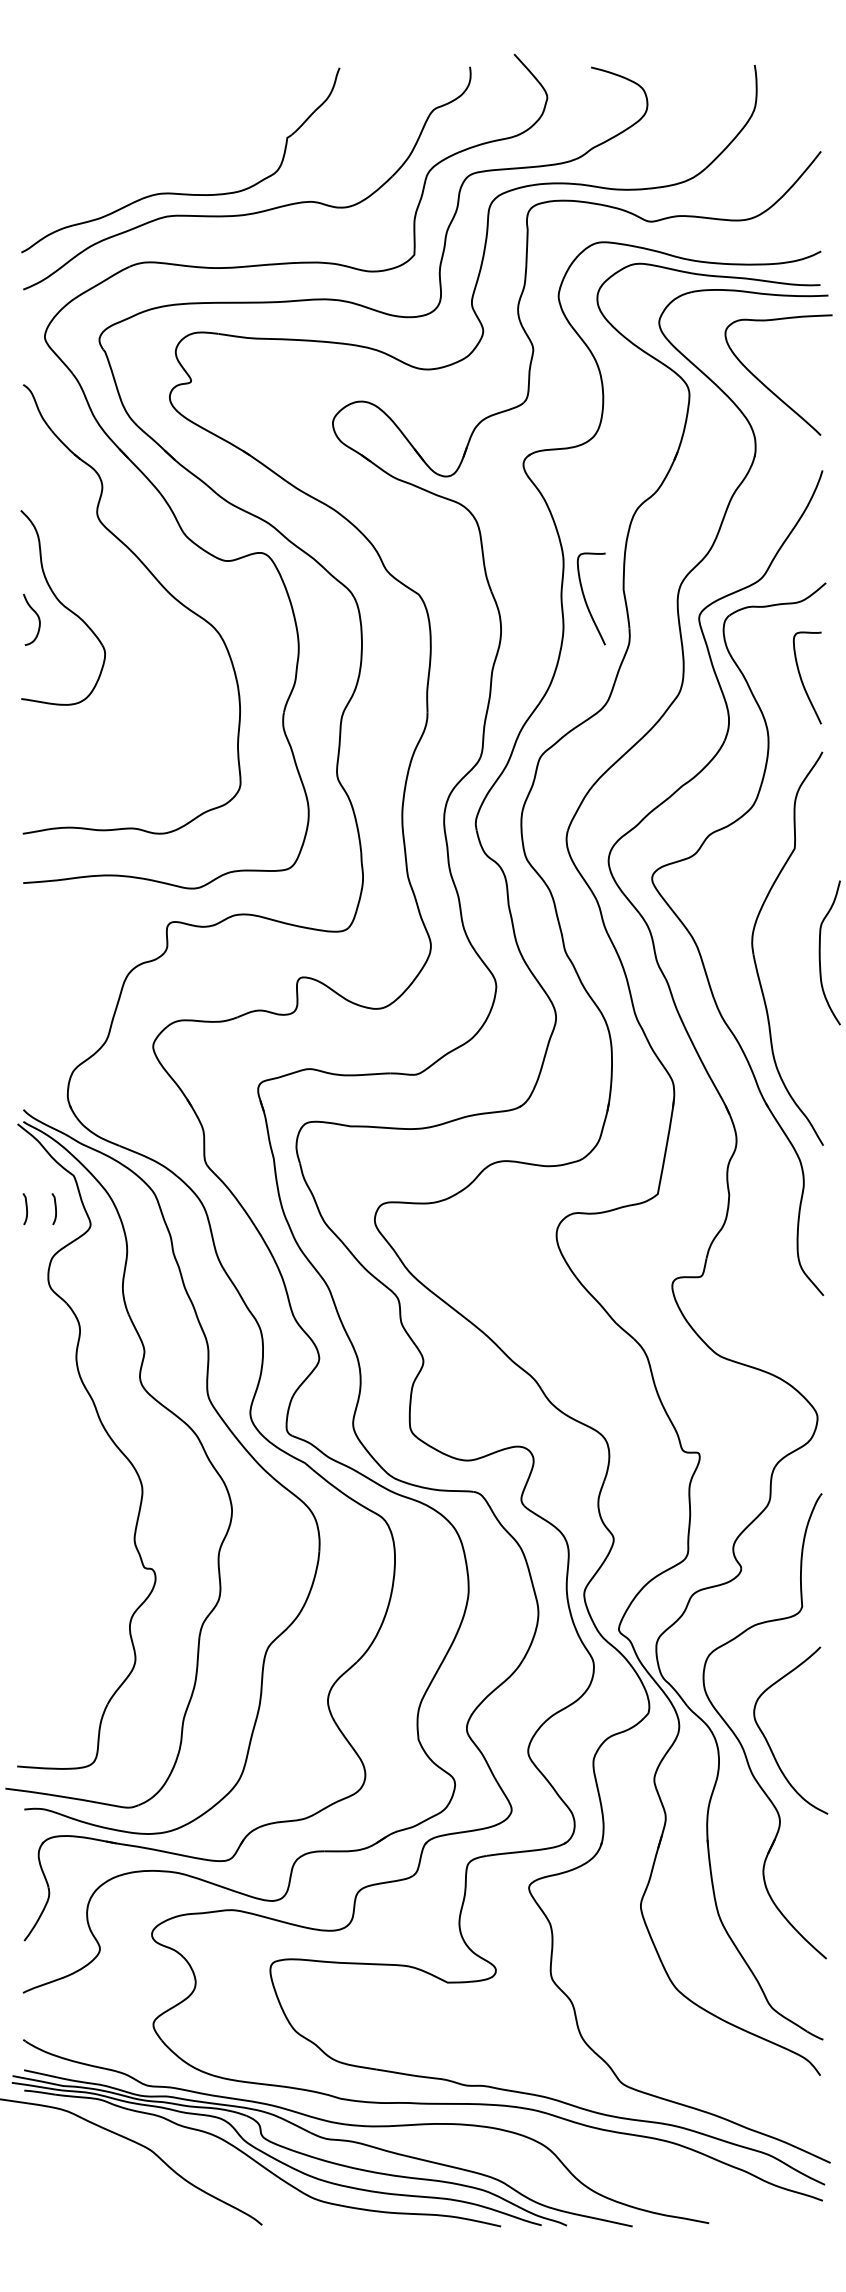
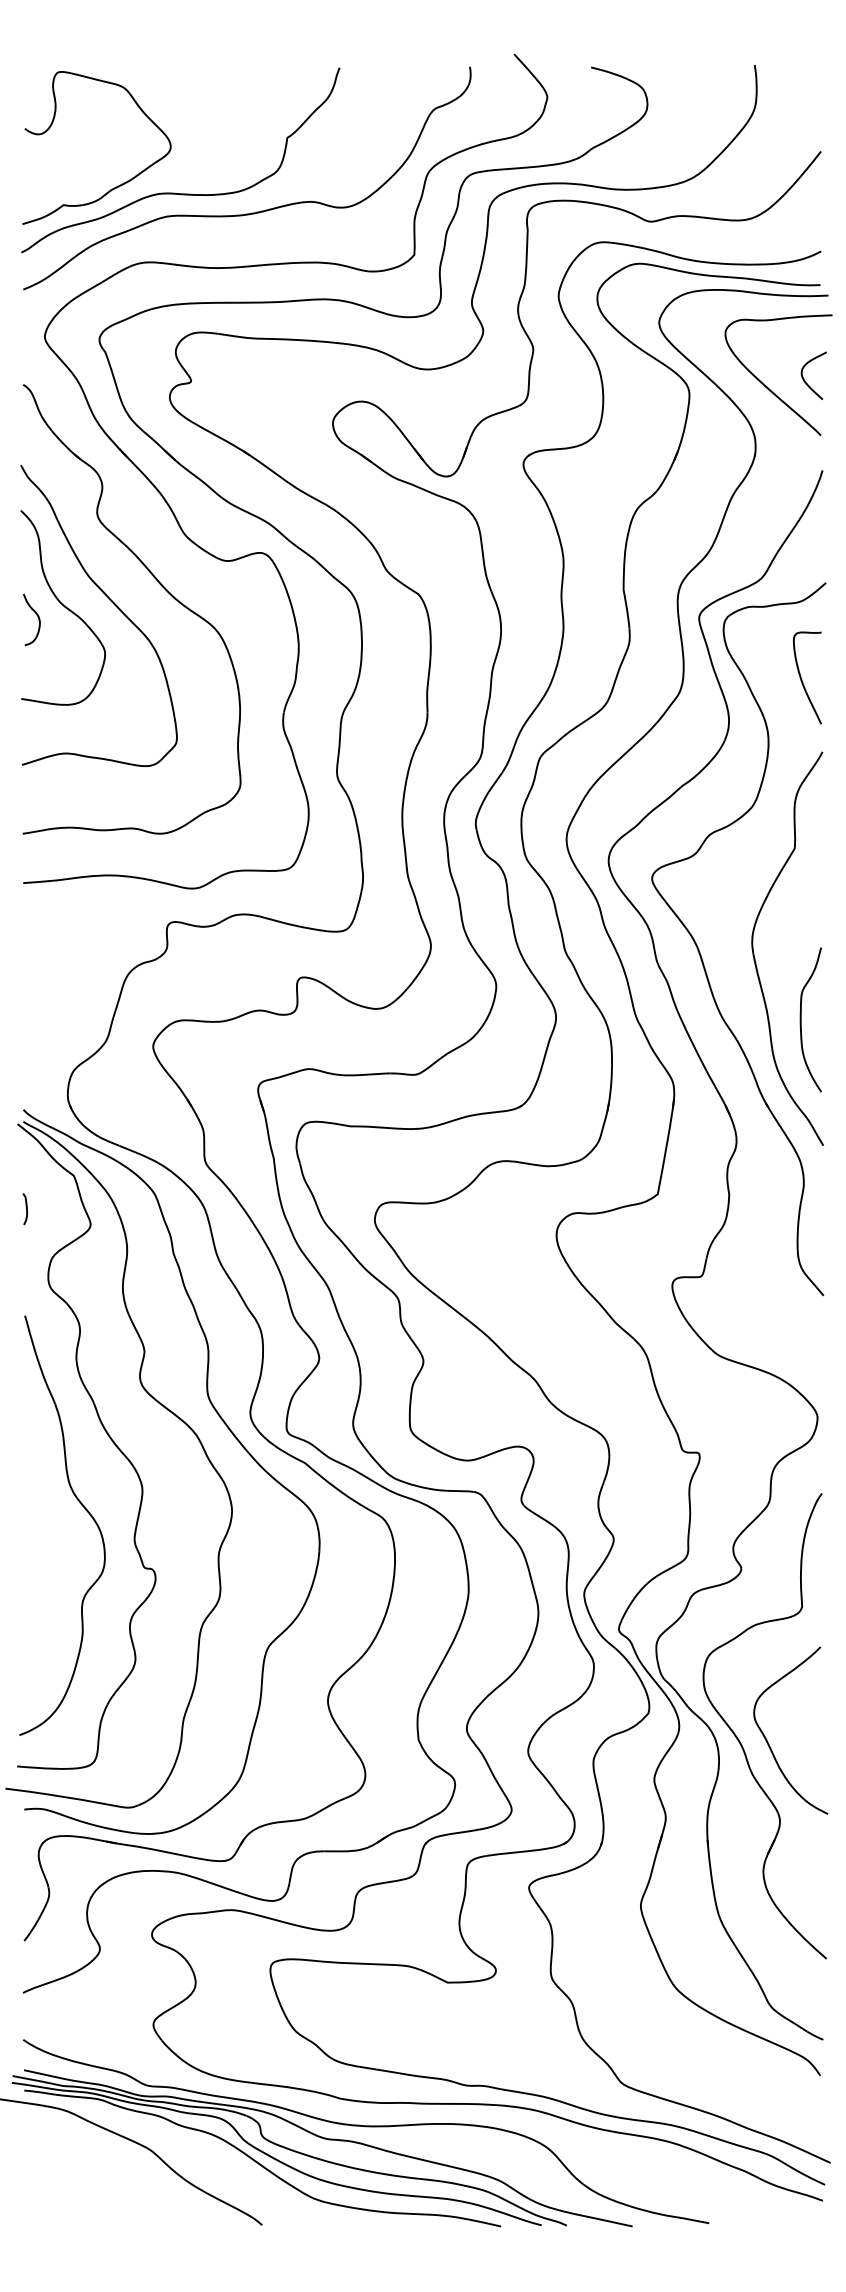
part: none -> present (116, 186)
curve: none -> present (805, 380)
curve: present -> none (586, 600)
curve: none -> present (111, 602)
curve position: (820, 952) -> (801, 1019) (801, 1019)
curve: present -> none (55, 1209)
part: none -> present (85, 1510)
